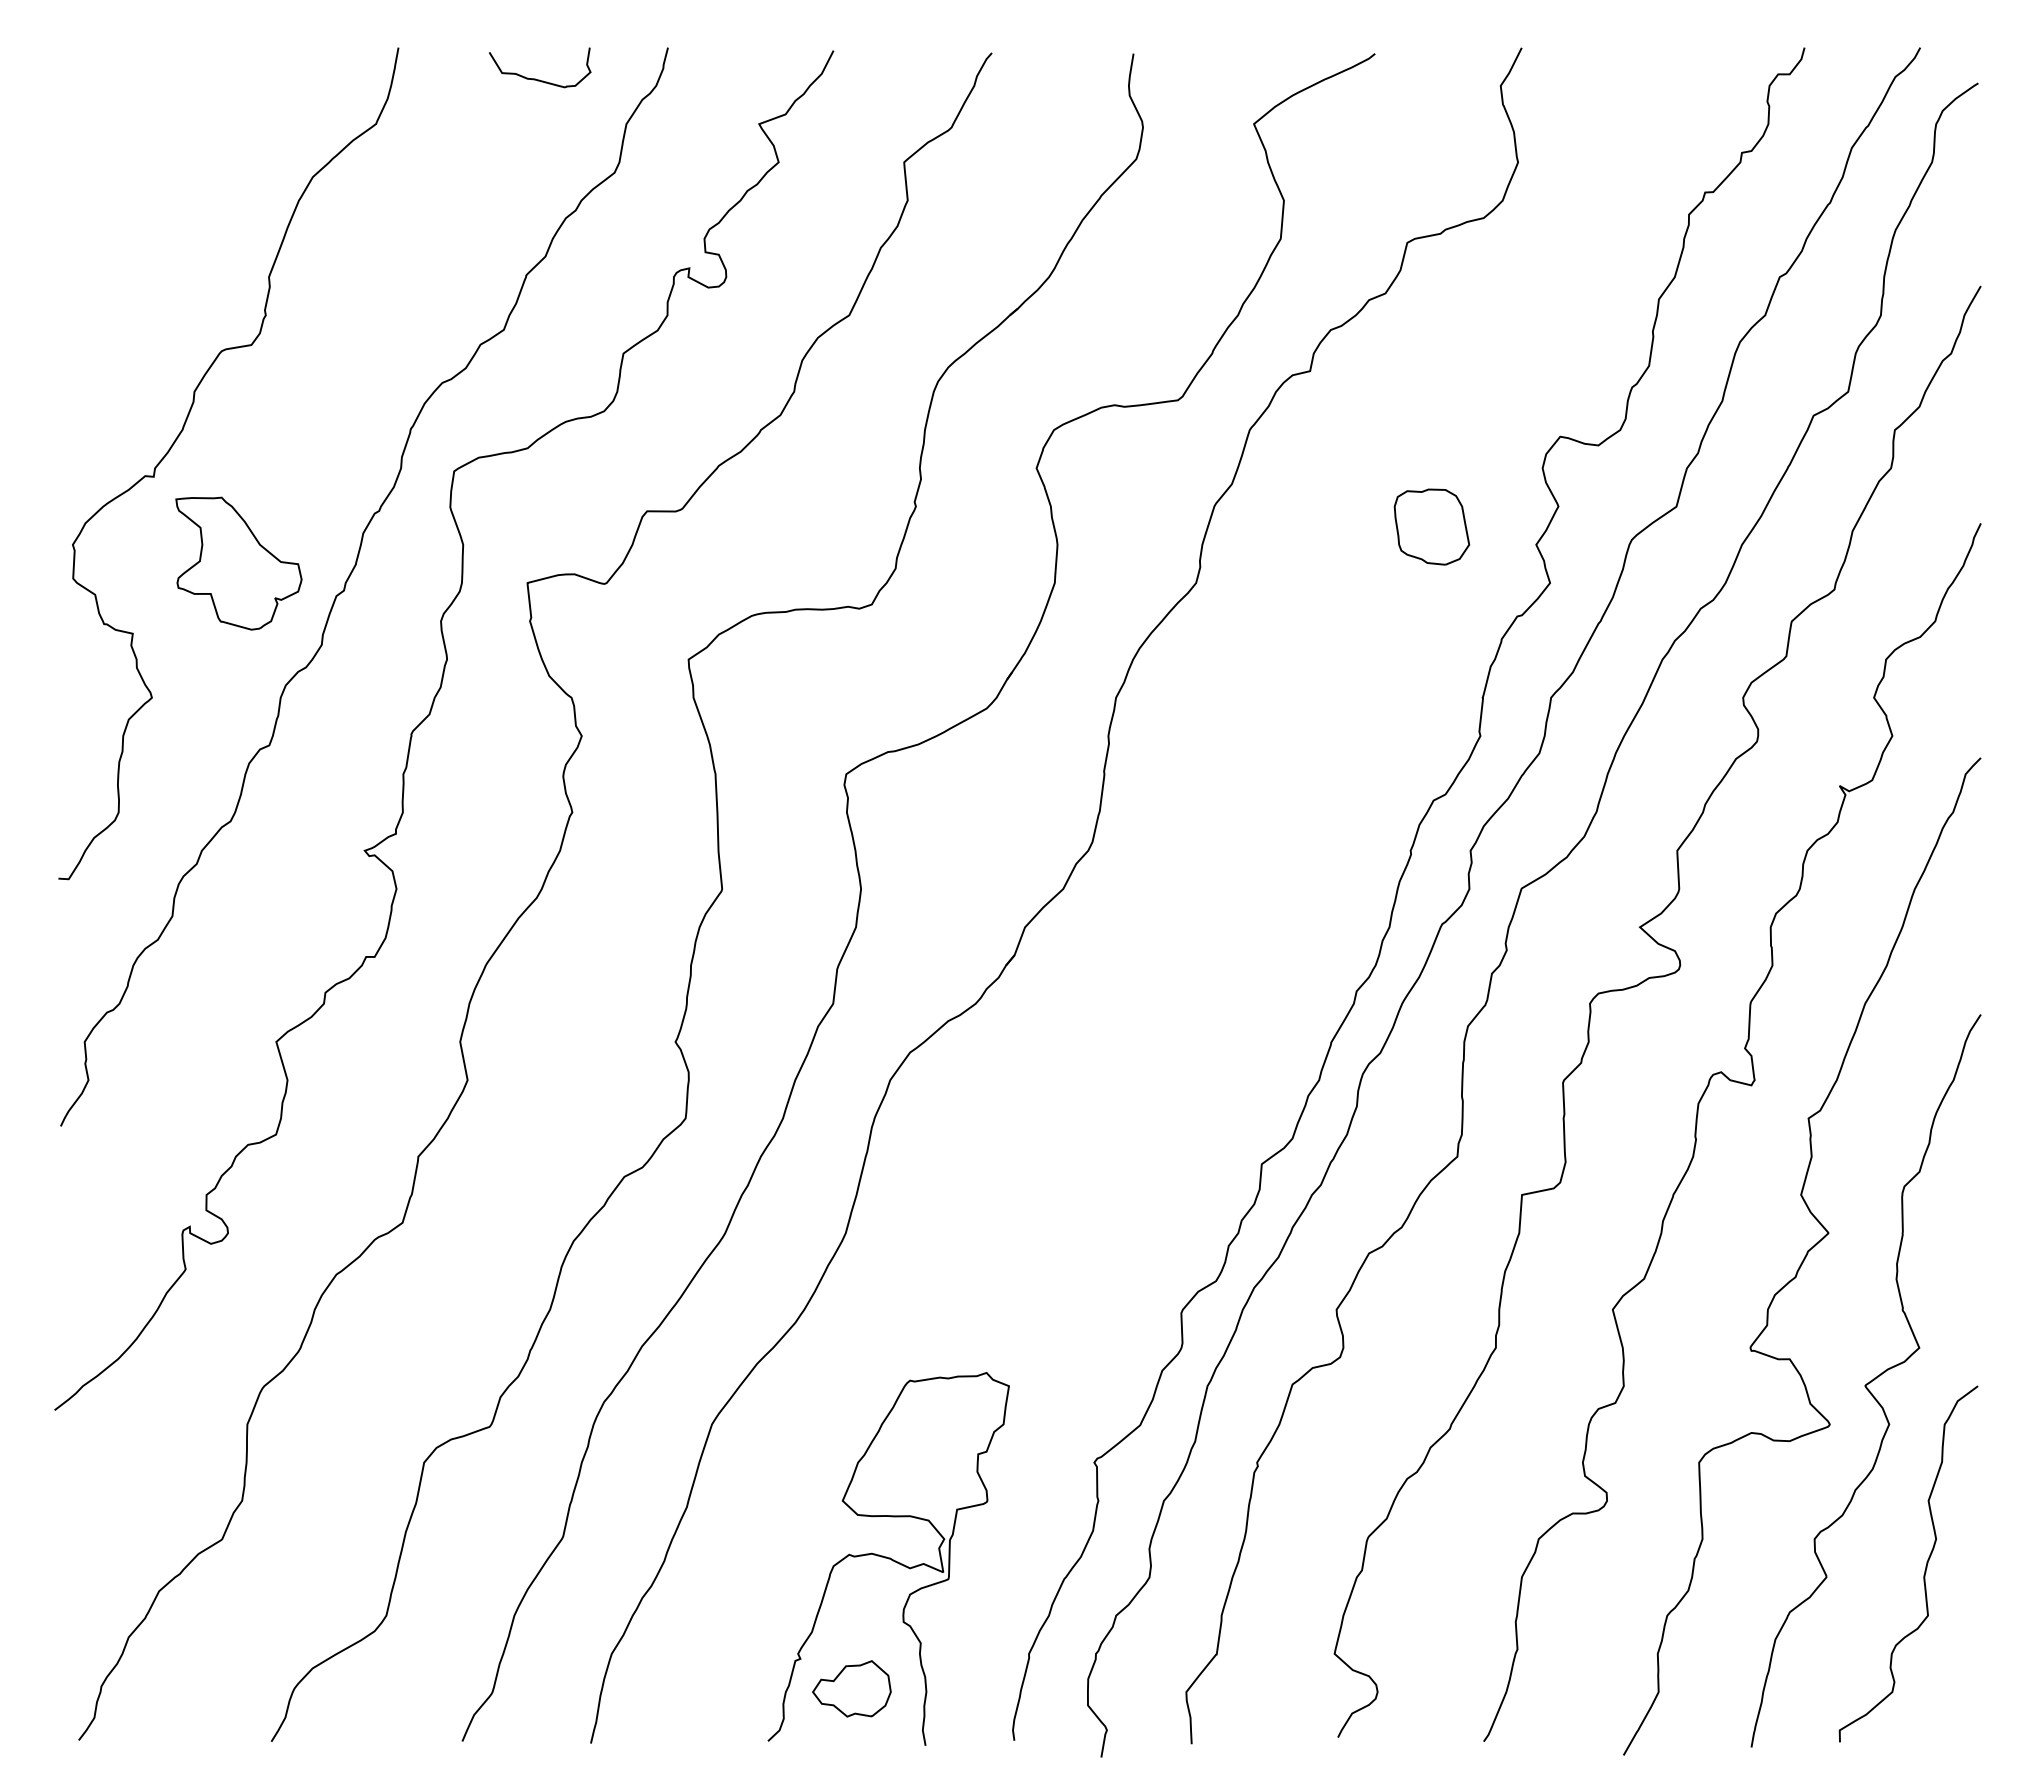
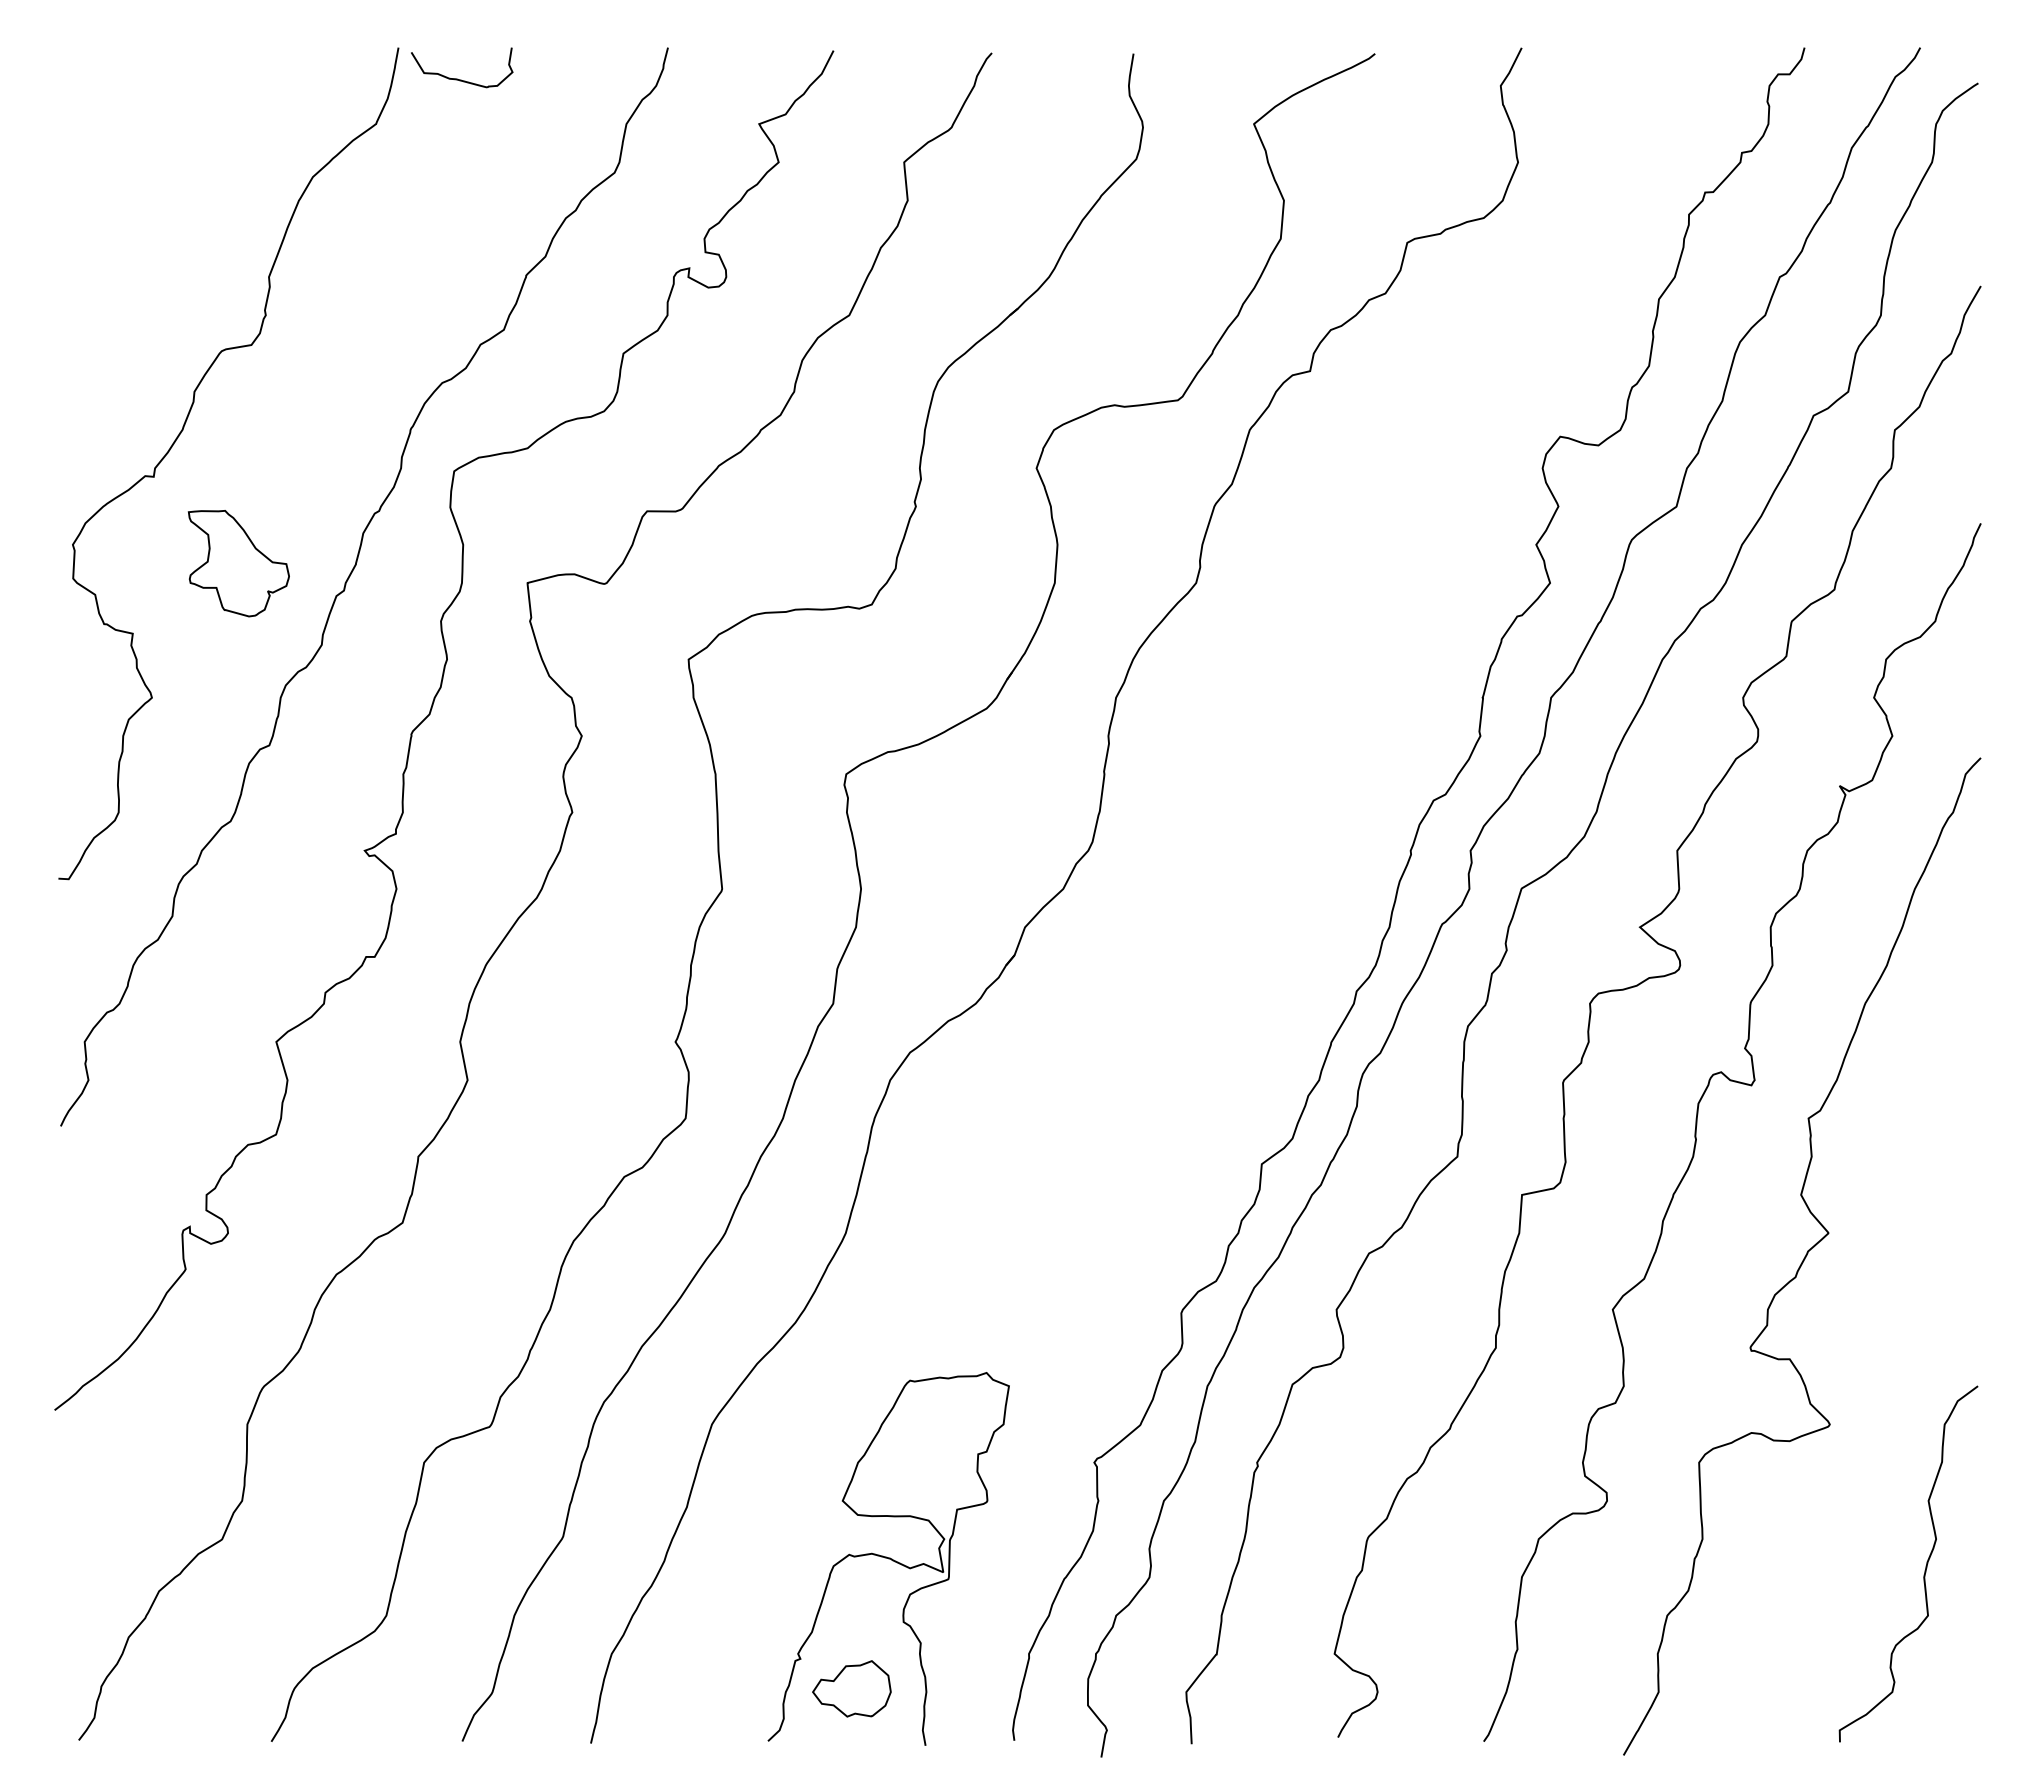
curve position: (539, 79) -> (461, 79) (461, 79)
part: present -> none (1431, 526)
part size: 128x135 px -> 103x108 px (238, 563)
curve: present -> none (1867, 1382)
